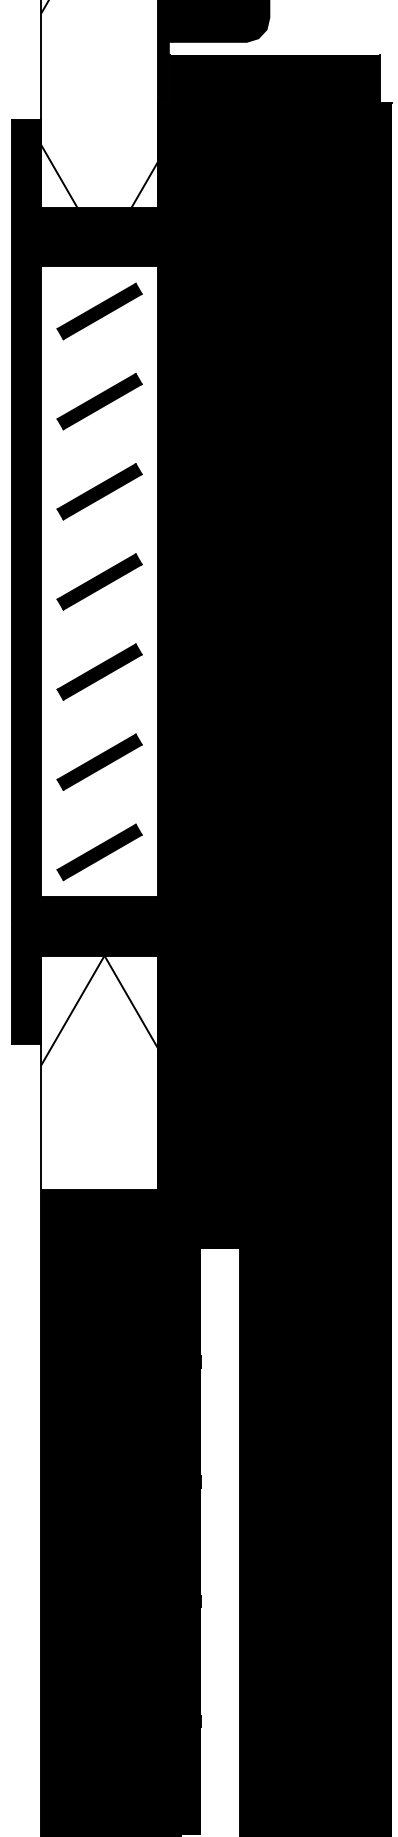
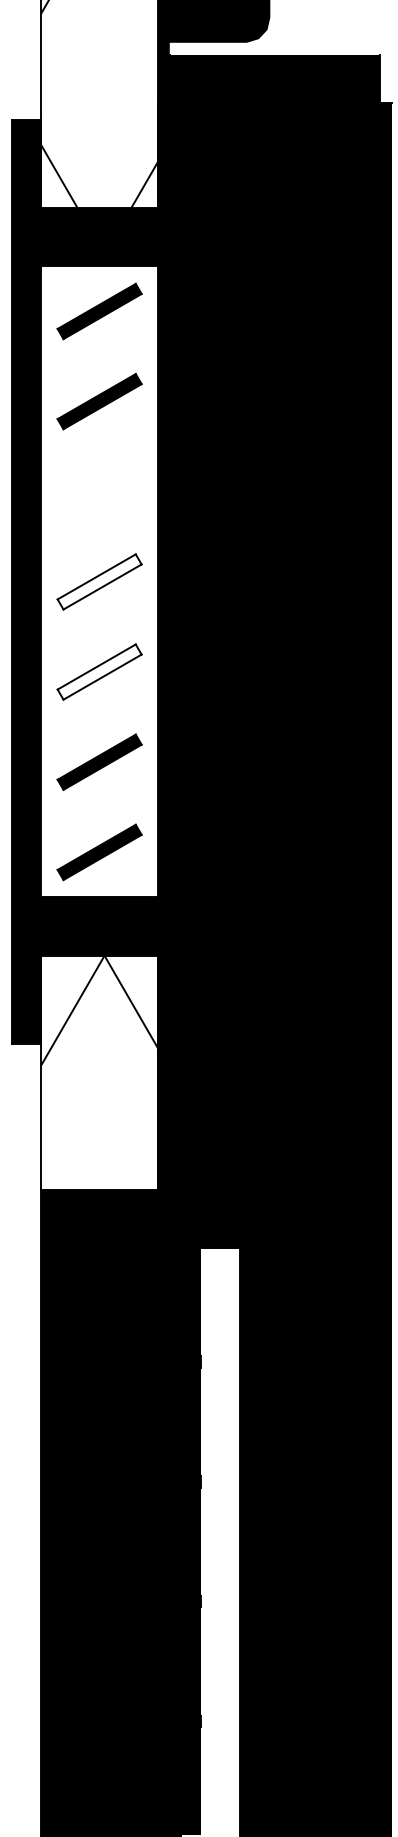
part: present -> none (99, 491)
fill: present -> none (99, 581)
fill: present -> none (99, 671)
